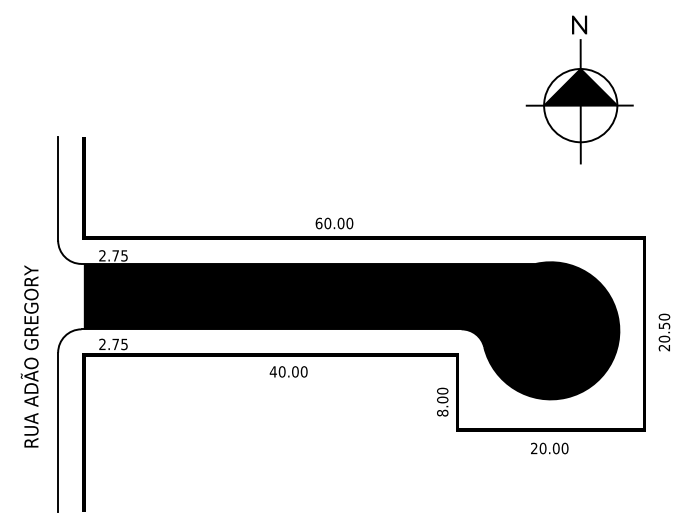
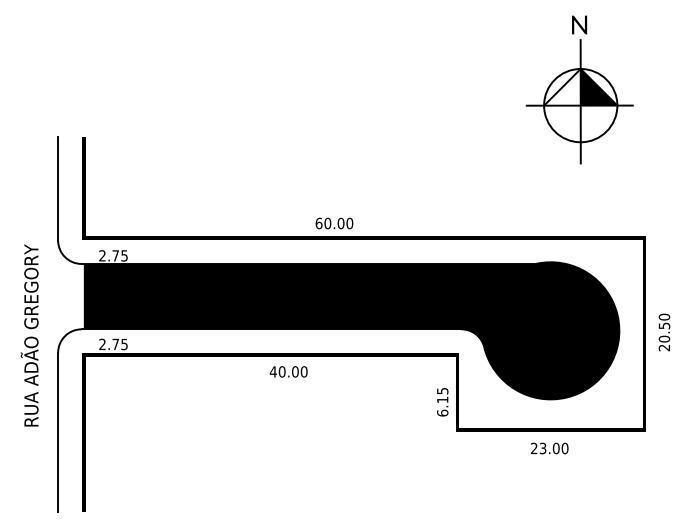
fill: present -> none (562, 87)
text position: (29, 356) -> (29, 335) (29, 335)
text: 8.00 -> 6.15 (442, 401)
text: 20.00 -> 23.00 (542, 448)
